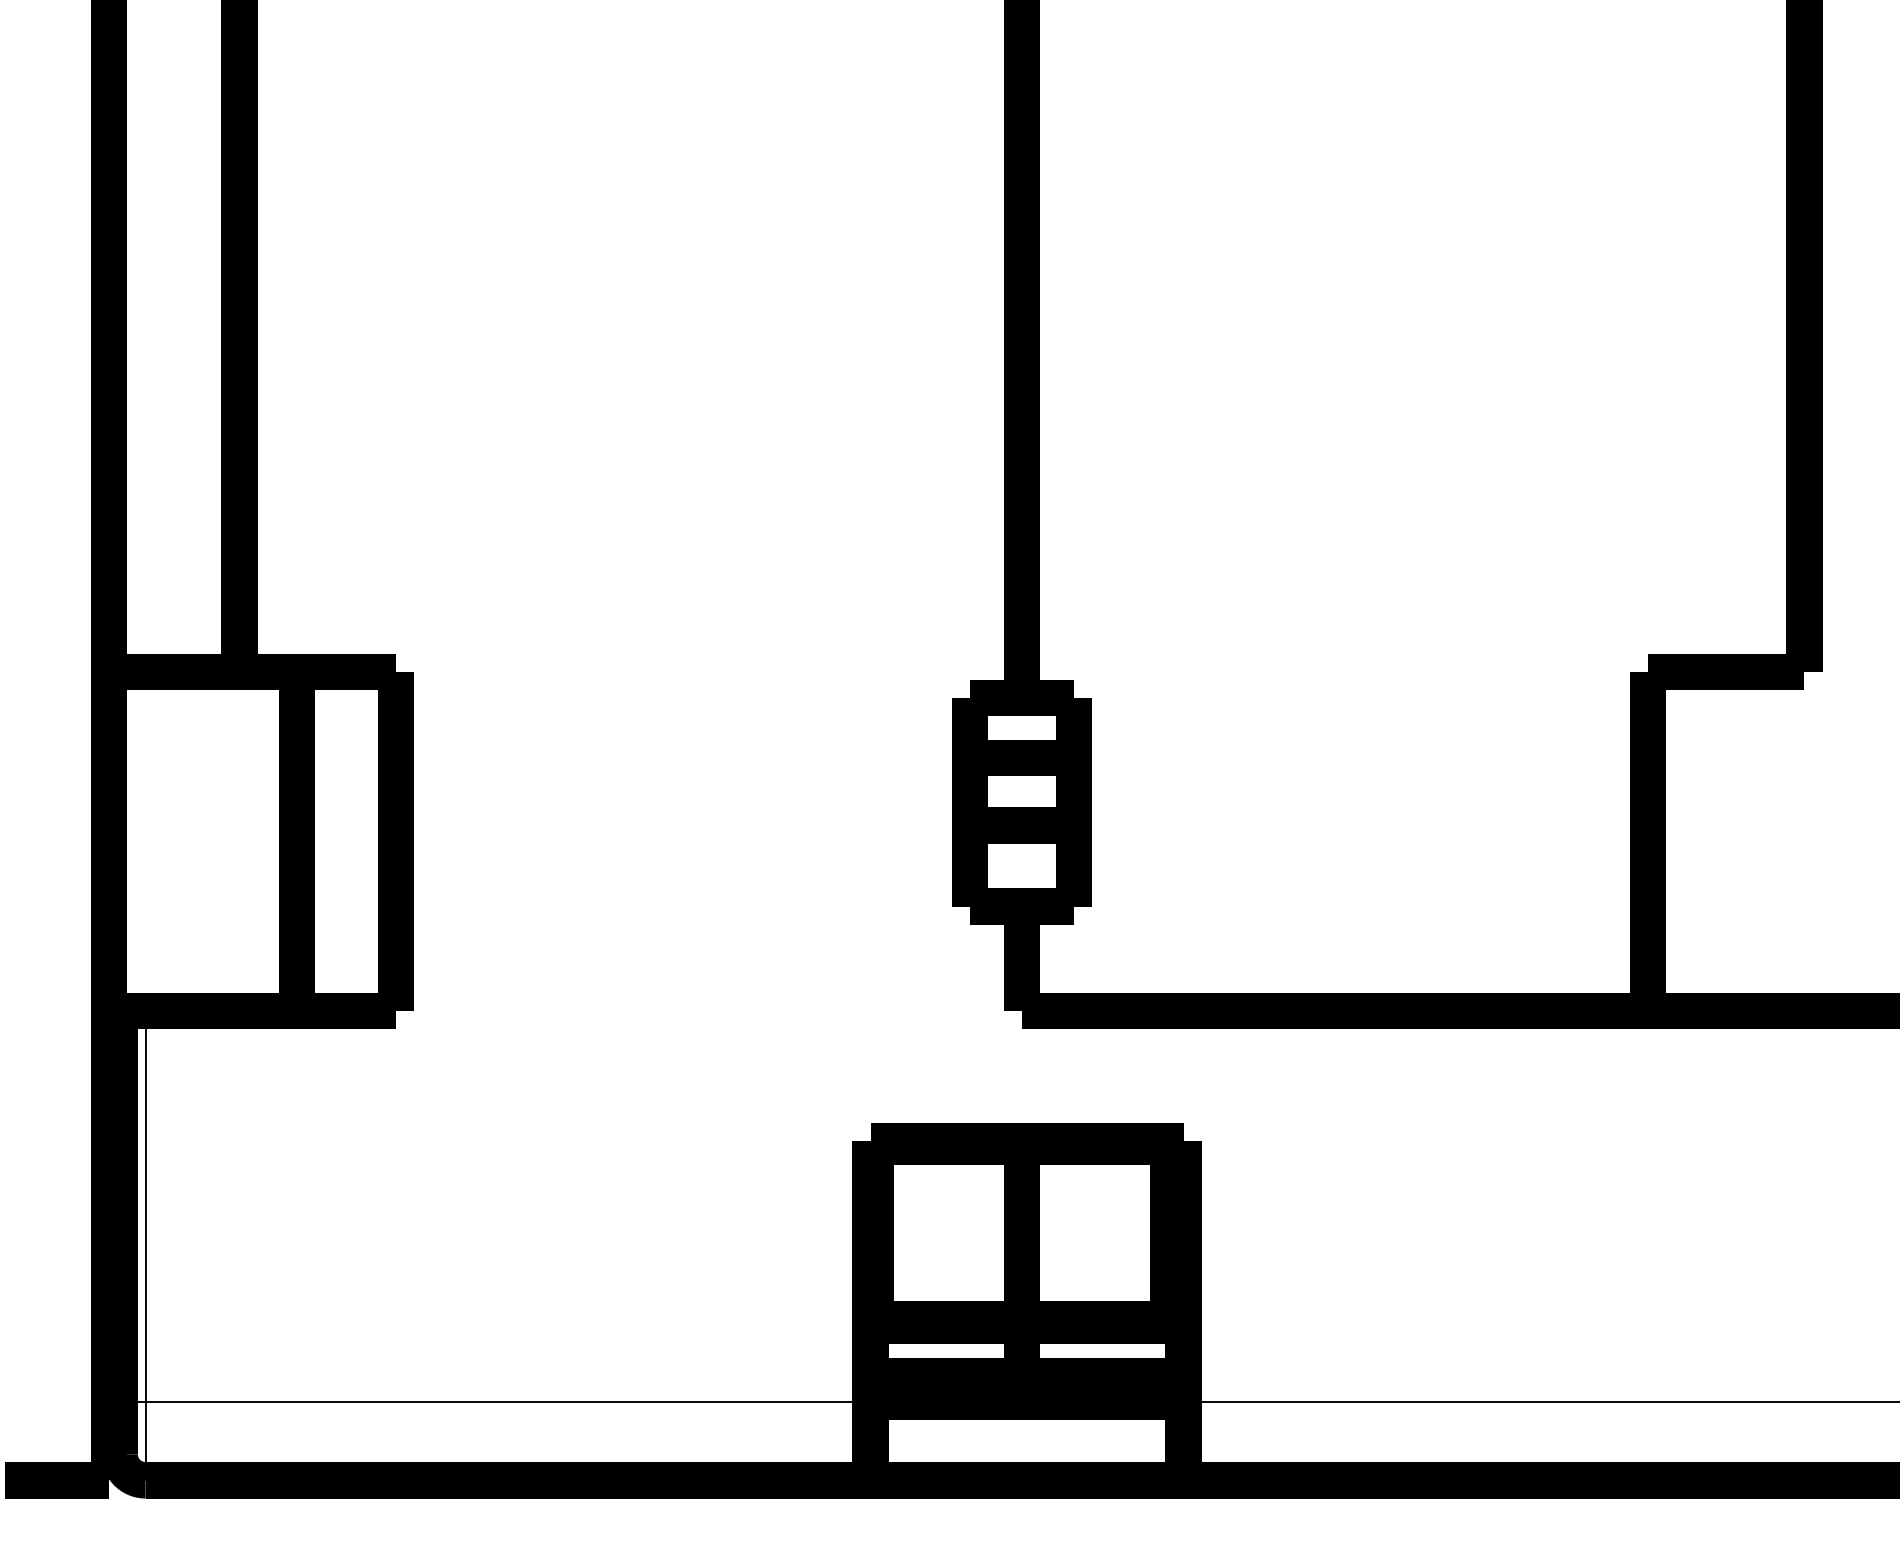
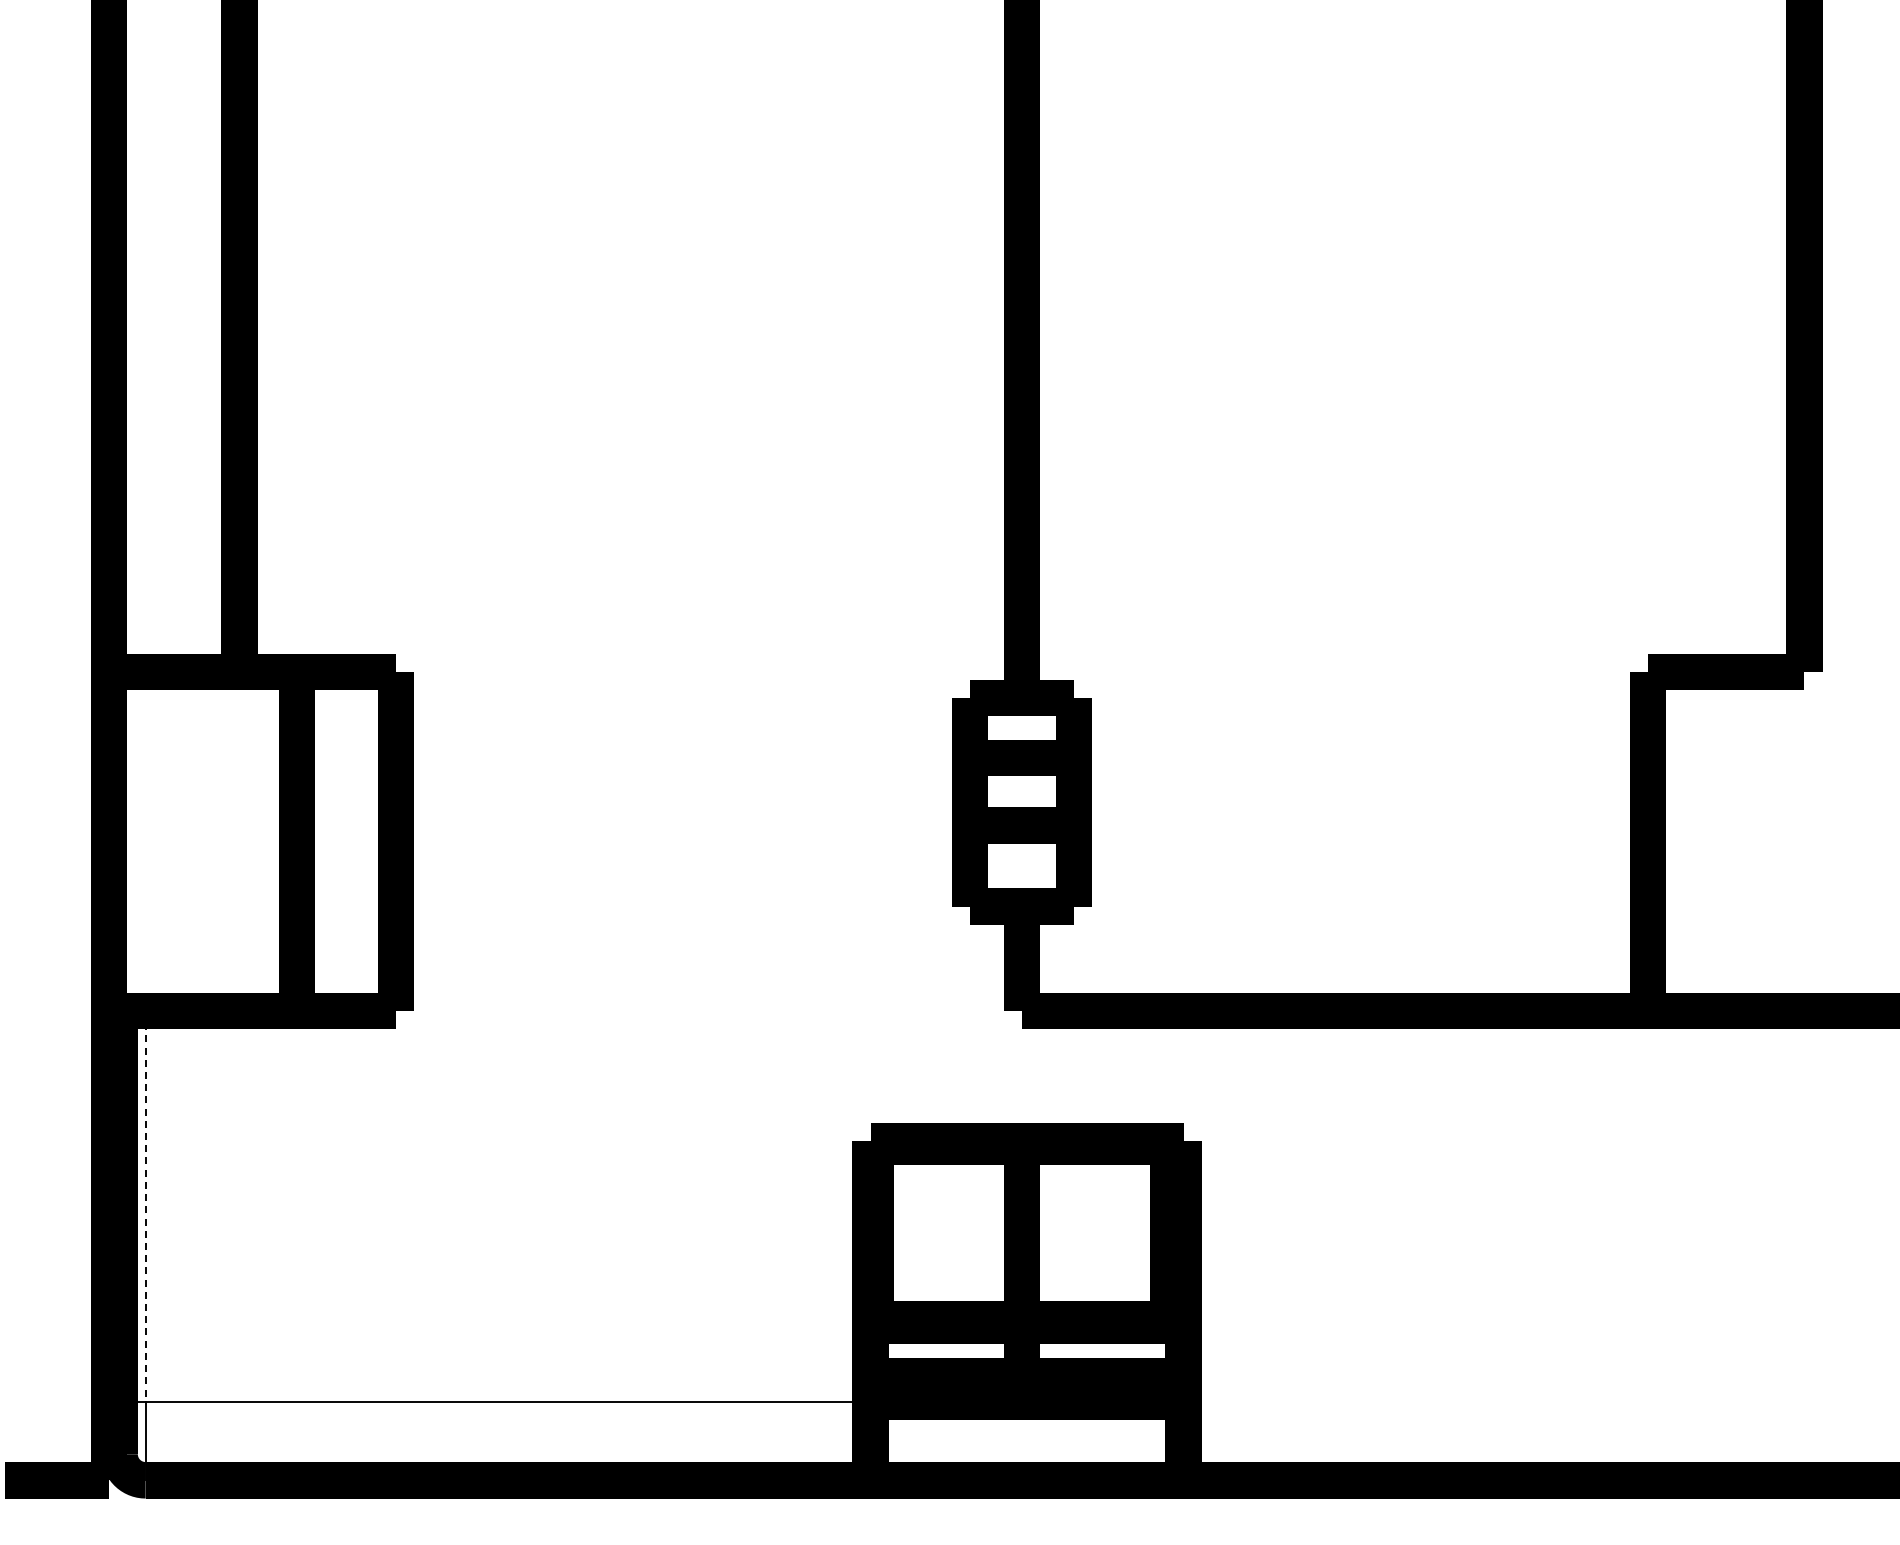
line: solid -> dashed (145, 1206)
line: present -> none (1539, 1402)
